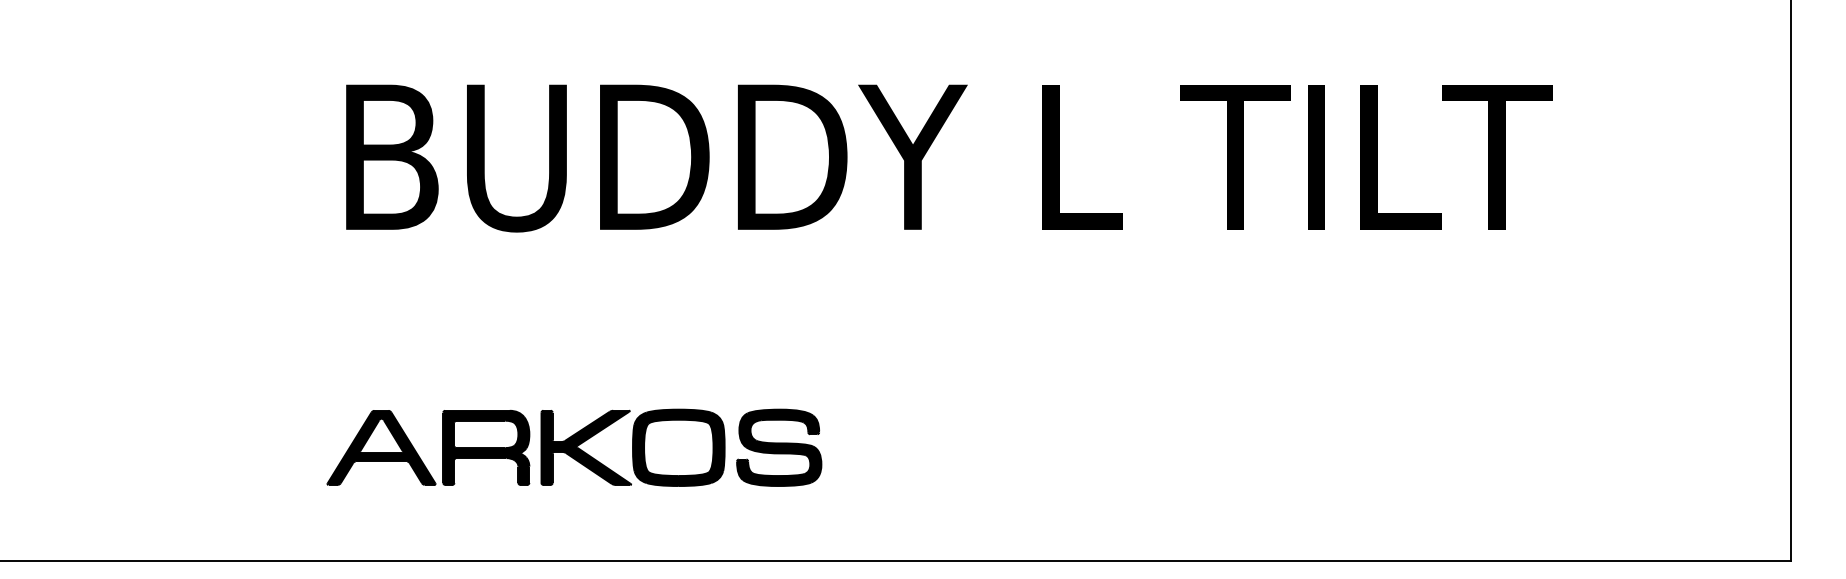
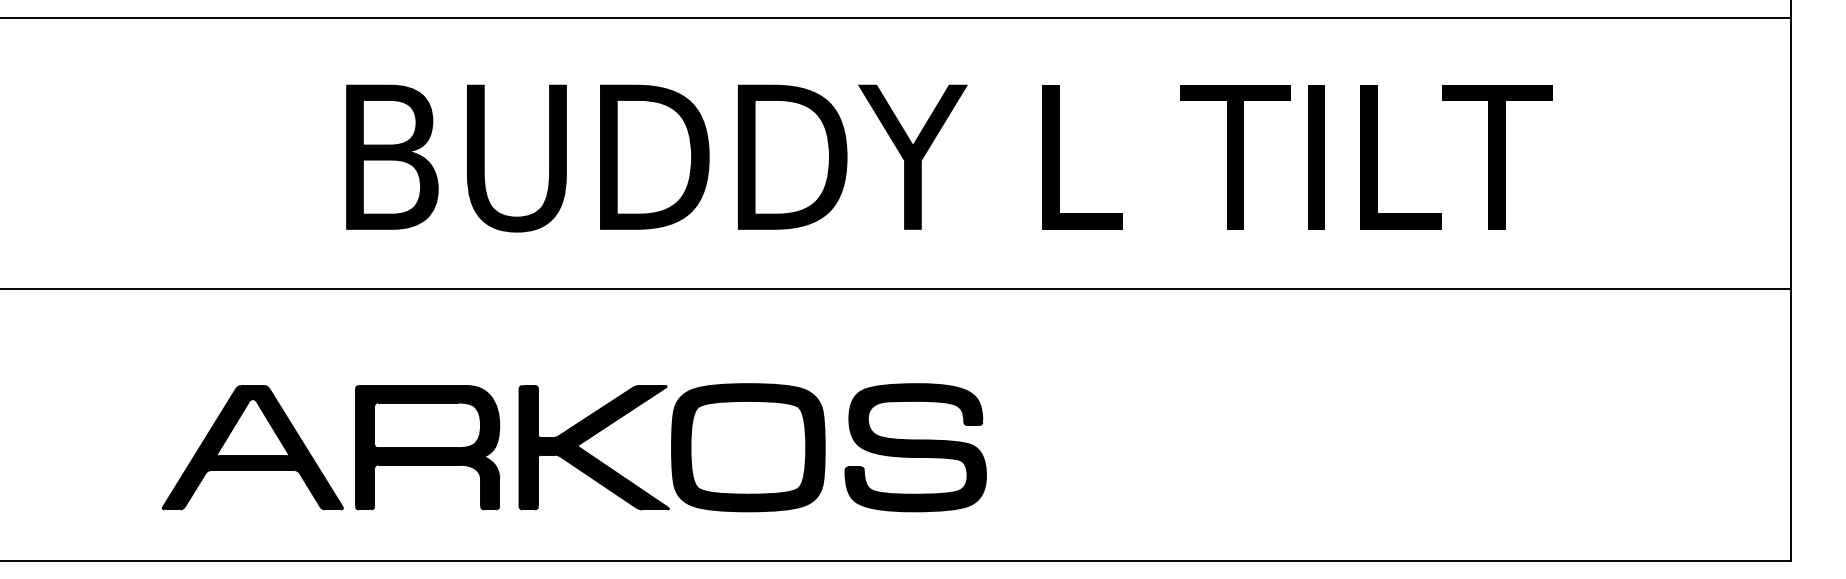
line: none -> present (896, 17)
line: none -> present (896, 289)
part size: 497x79 px -> 825x130 px (574, 447)
